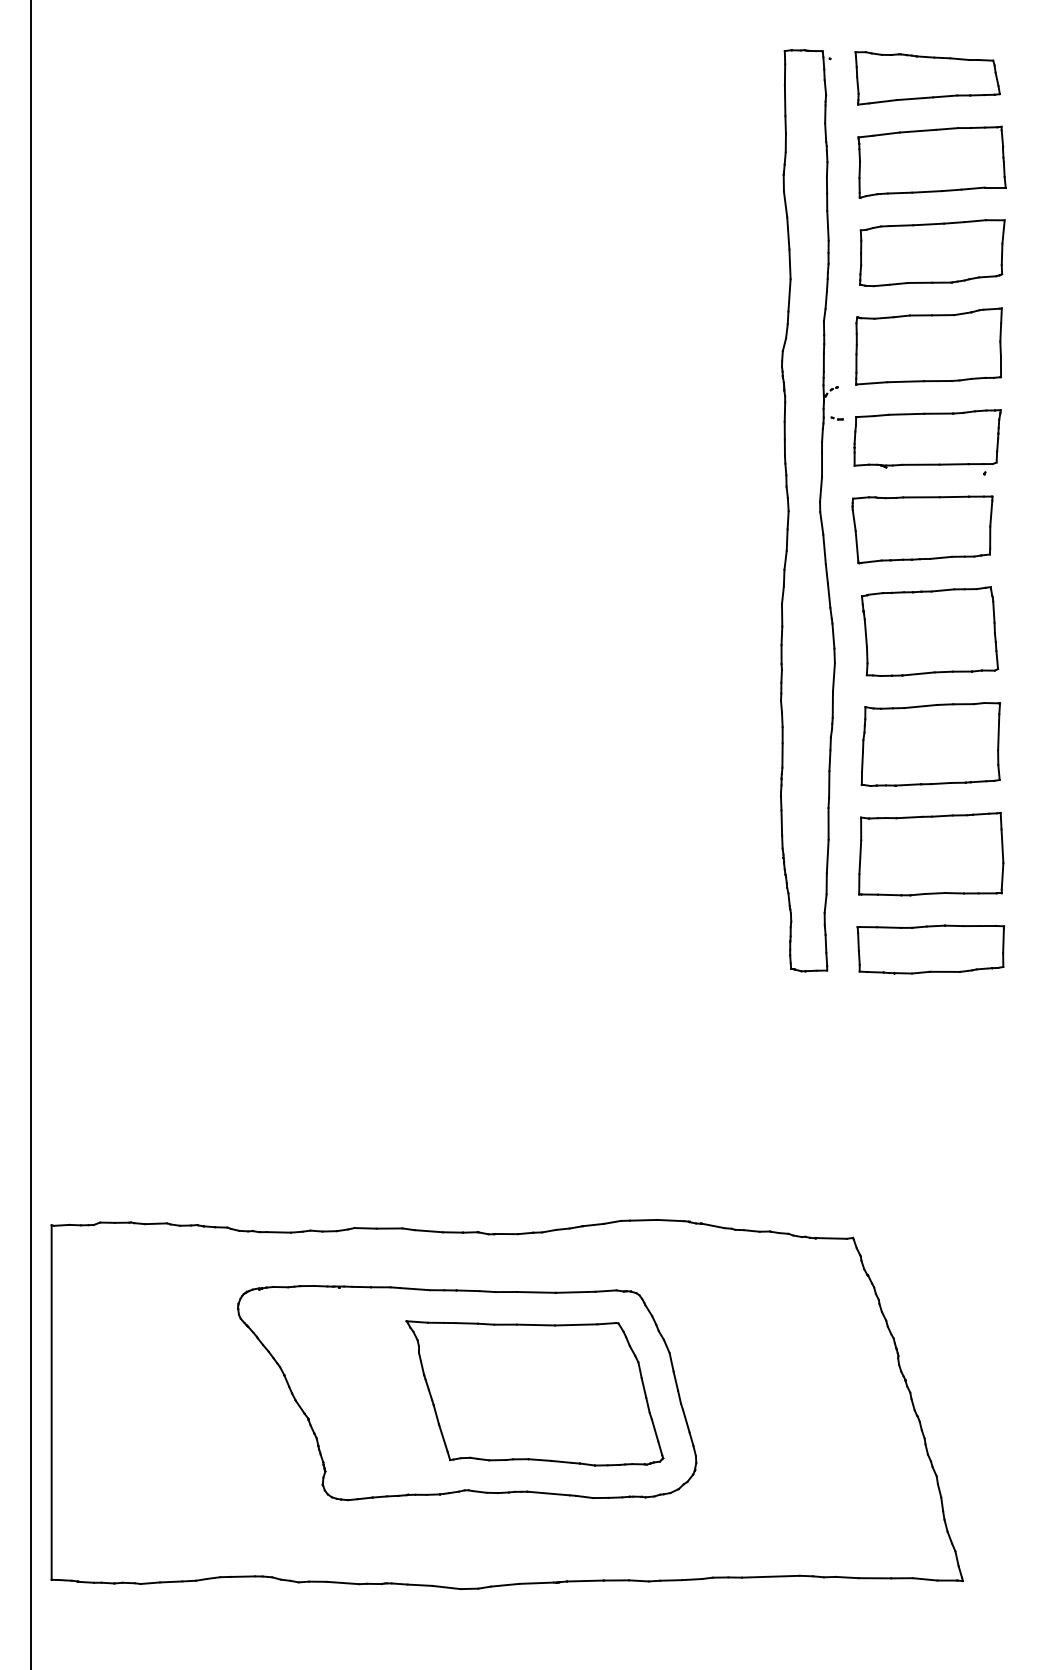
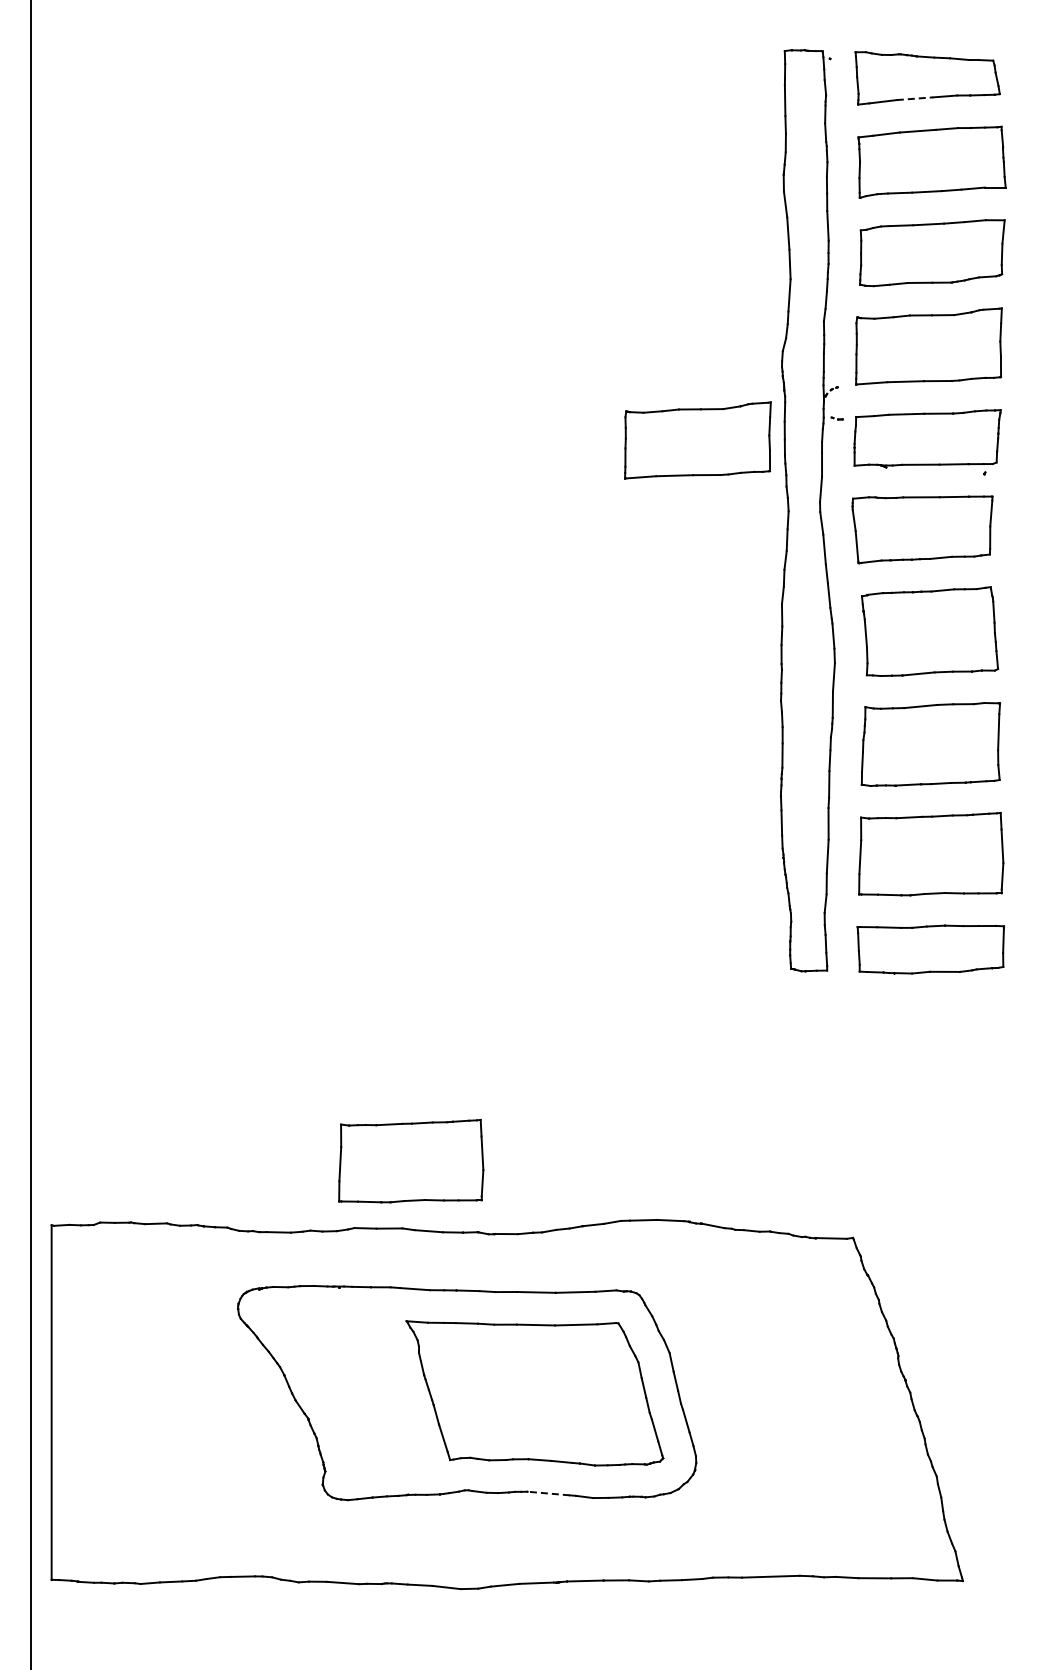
line: solid -> dashed (915, 98)
part: none -> present (697, 440)
part: none -> present (411, 1161)
line: solid -> dashed (548, 1493)
